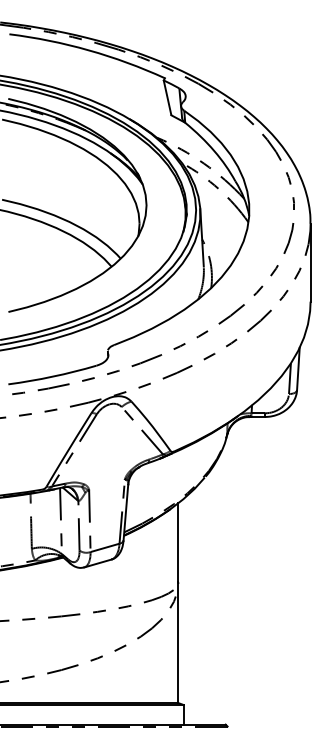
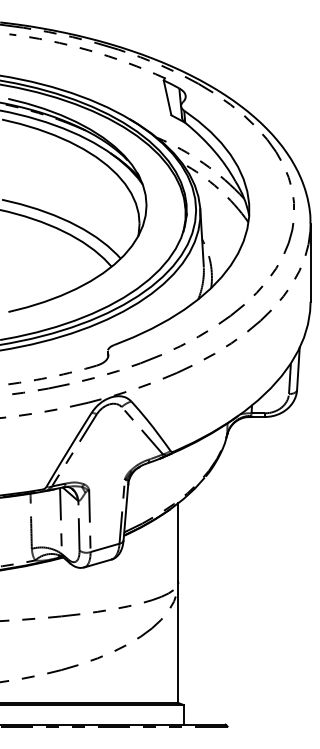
arc: solid -> dashed (88, 50)
arc: solid -> dashed (52, 376)
